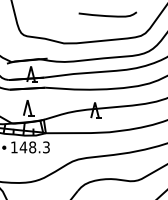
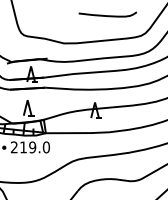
text: 148.3 -> 219.0 (29, 147)
